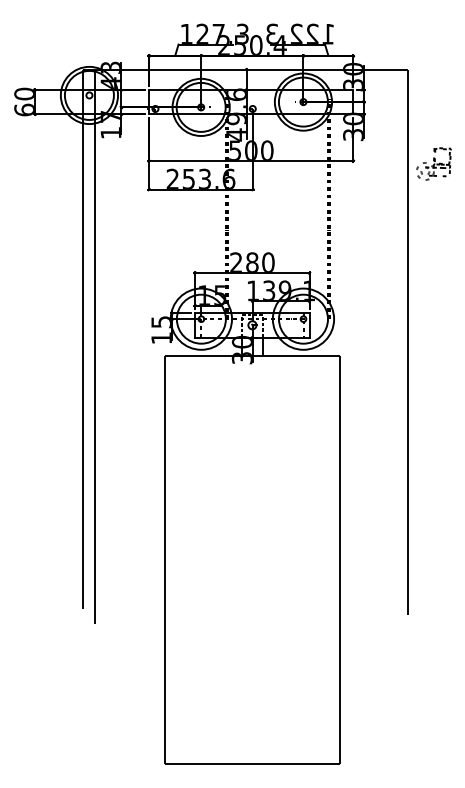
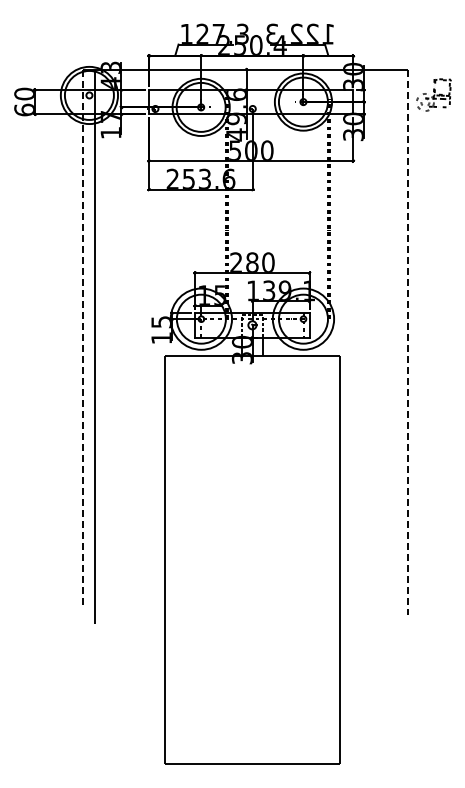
part position: (433, 163) -> (433, 94) (433, 94)
line: solid -> dashed (82, 339)
line: solid -> dashed (407, 342)
